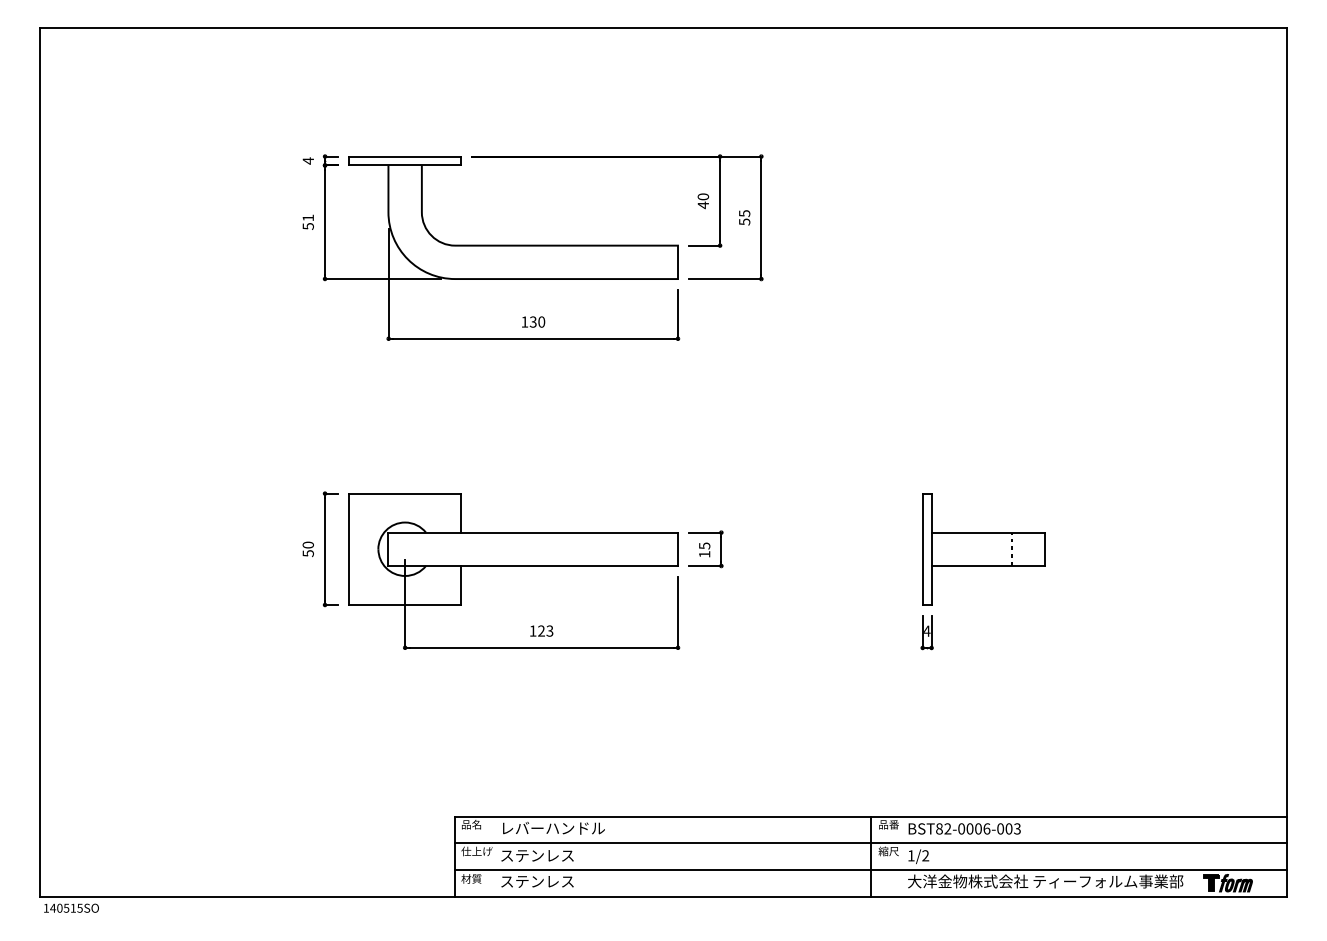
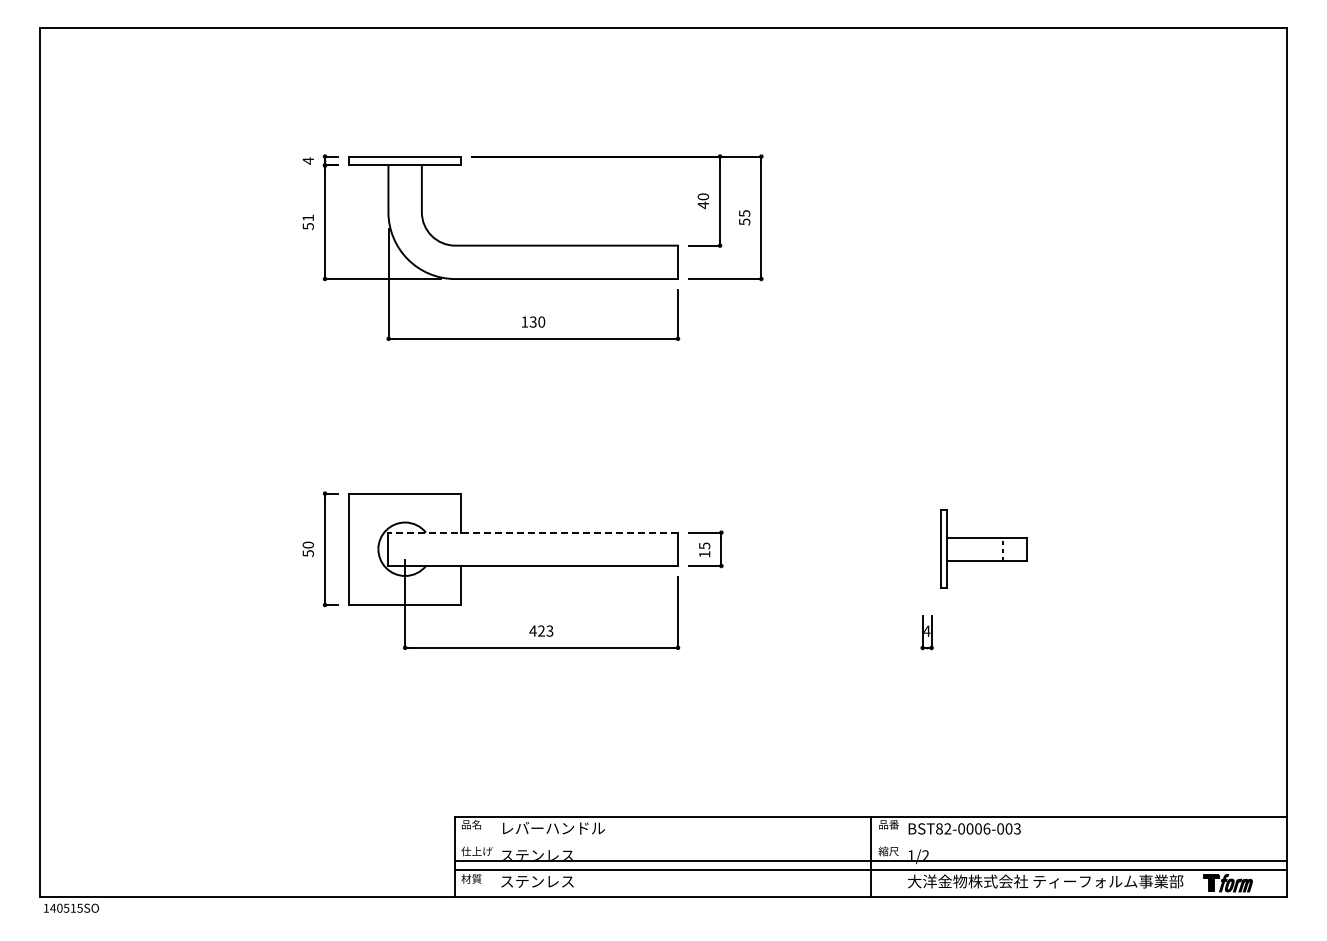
line: solid -> dashed (533, 532)
part size: 124x113 px -> 88x80 px (983, 548)
text: 123 -> 423 (532, 630)
line position: (870, 843) -> (870, 861) (870, 861)
